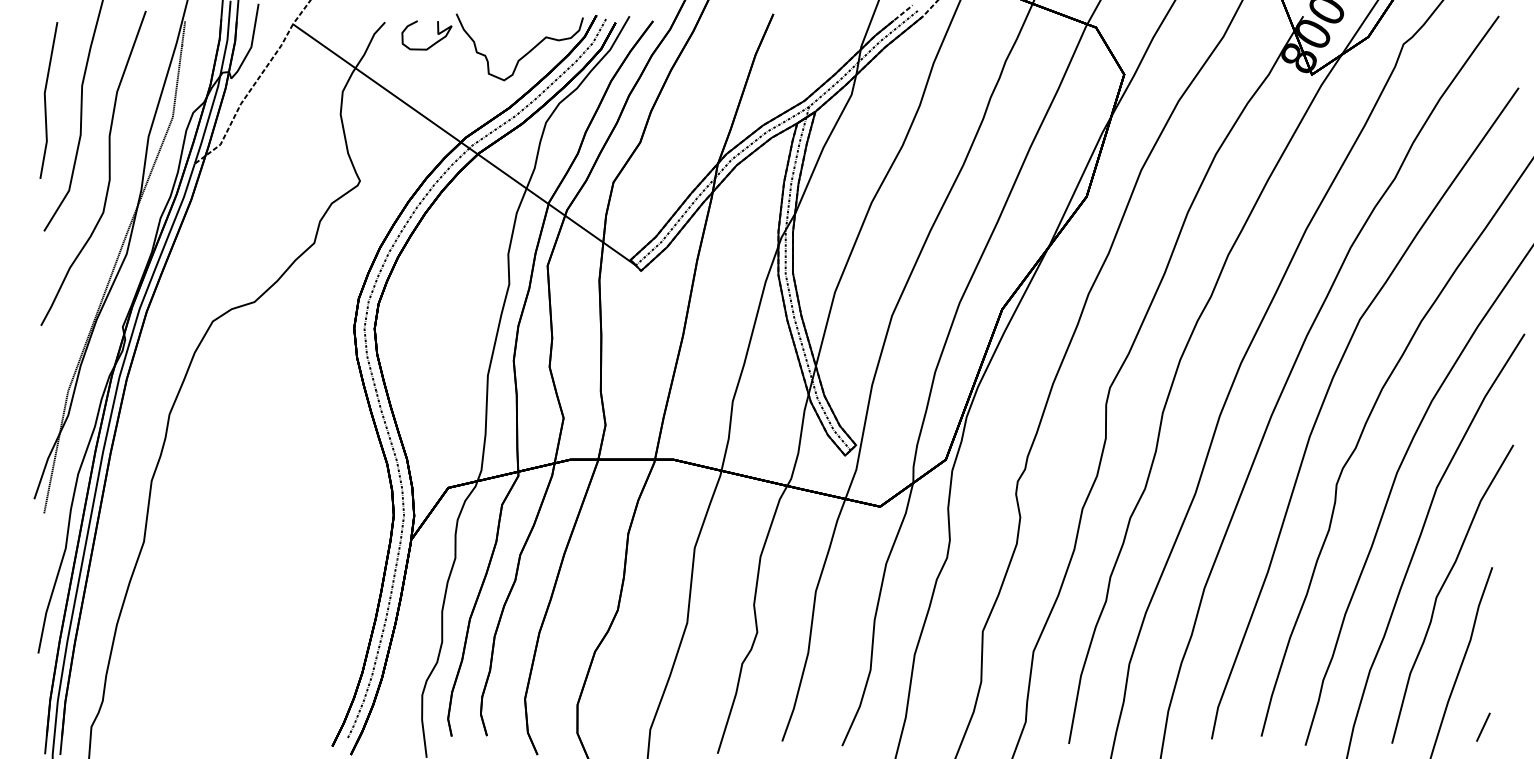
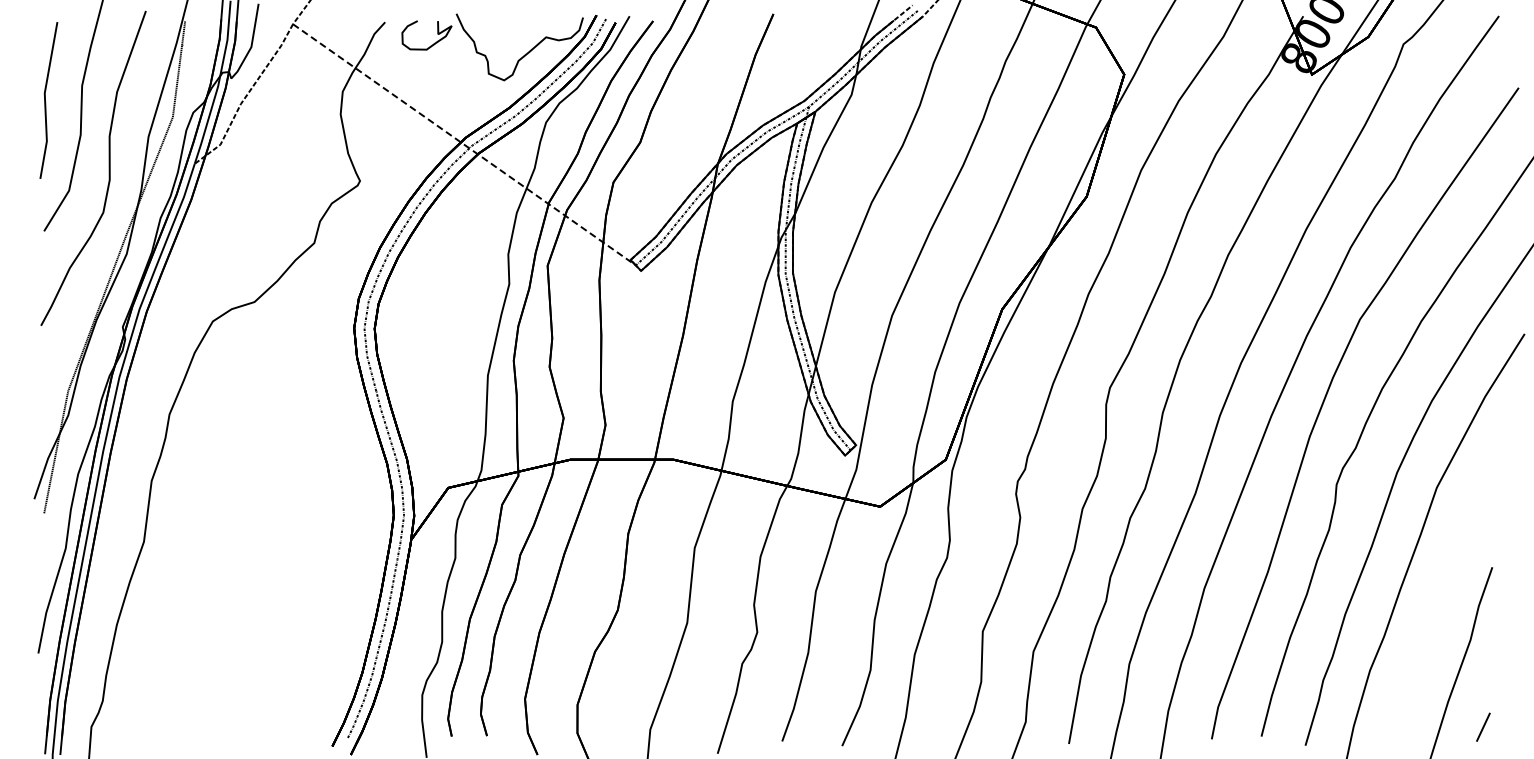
line: solid -> dashed (464, 144)
curve: present -> none (1442, 588)
